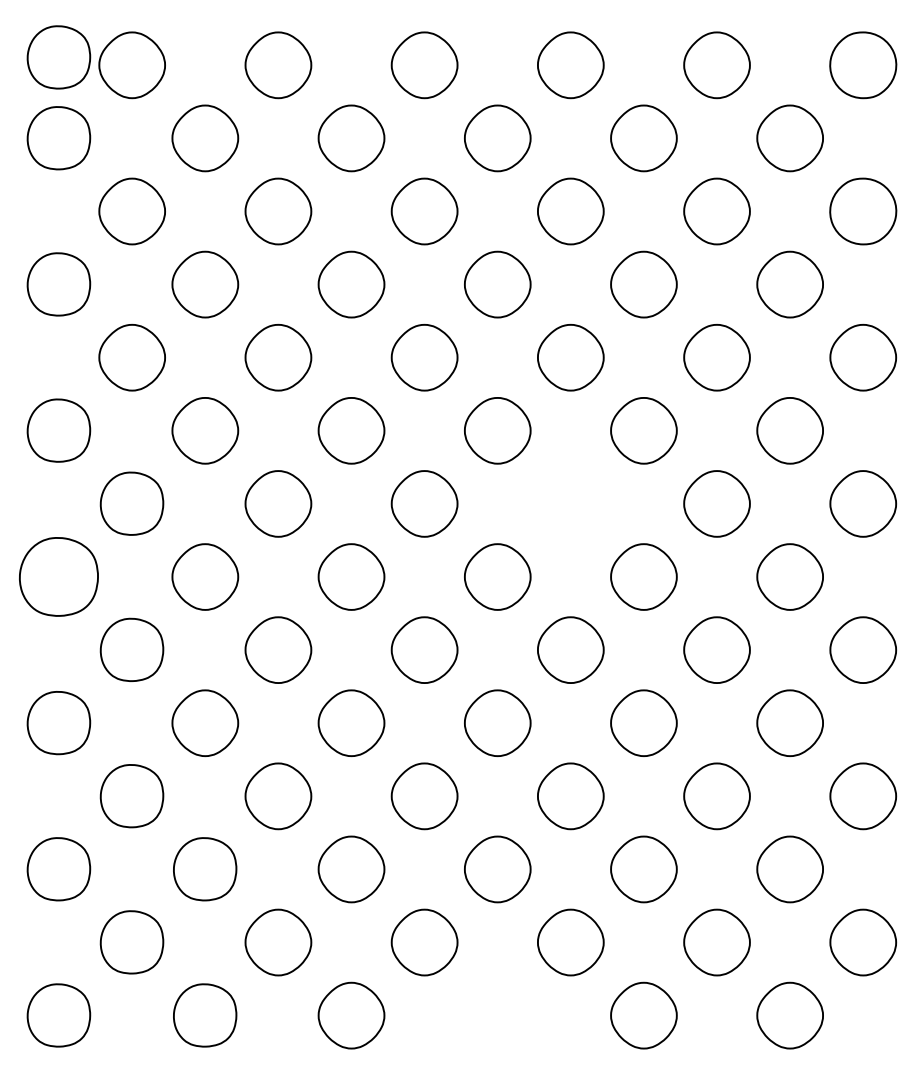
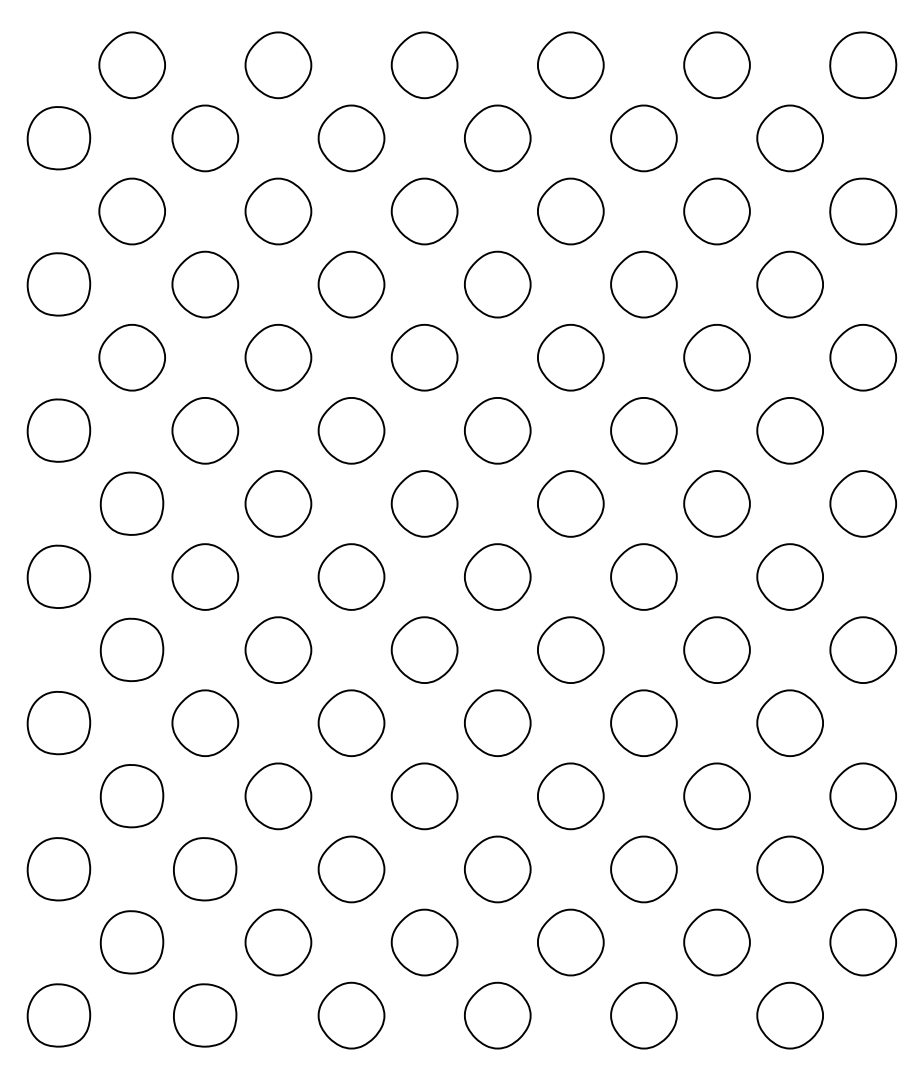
part: present -> none (58, 57)
part: none -> present (570, 503)
part size: 80x80 px -> 66x65 px (58, 576)
part: none -> present (497, 1015)
